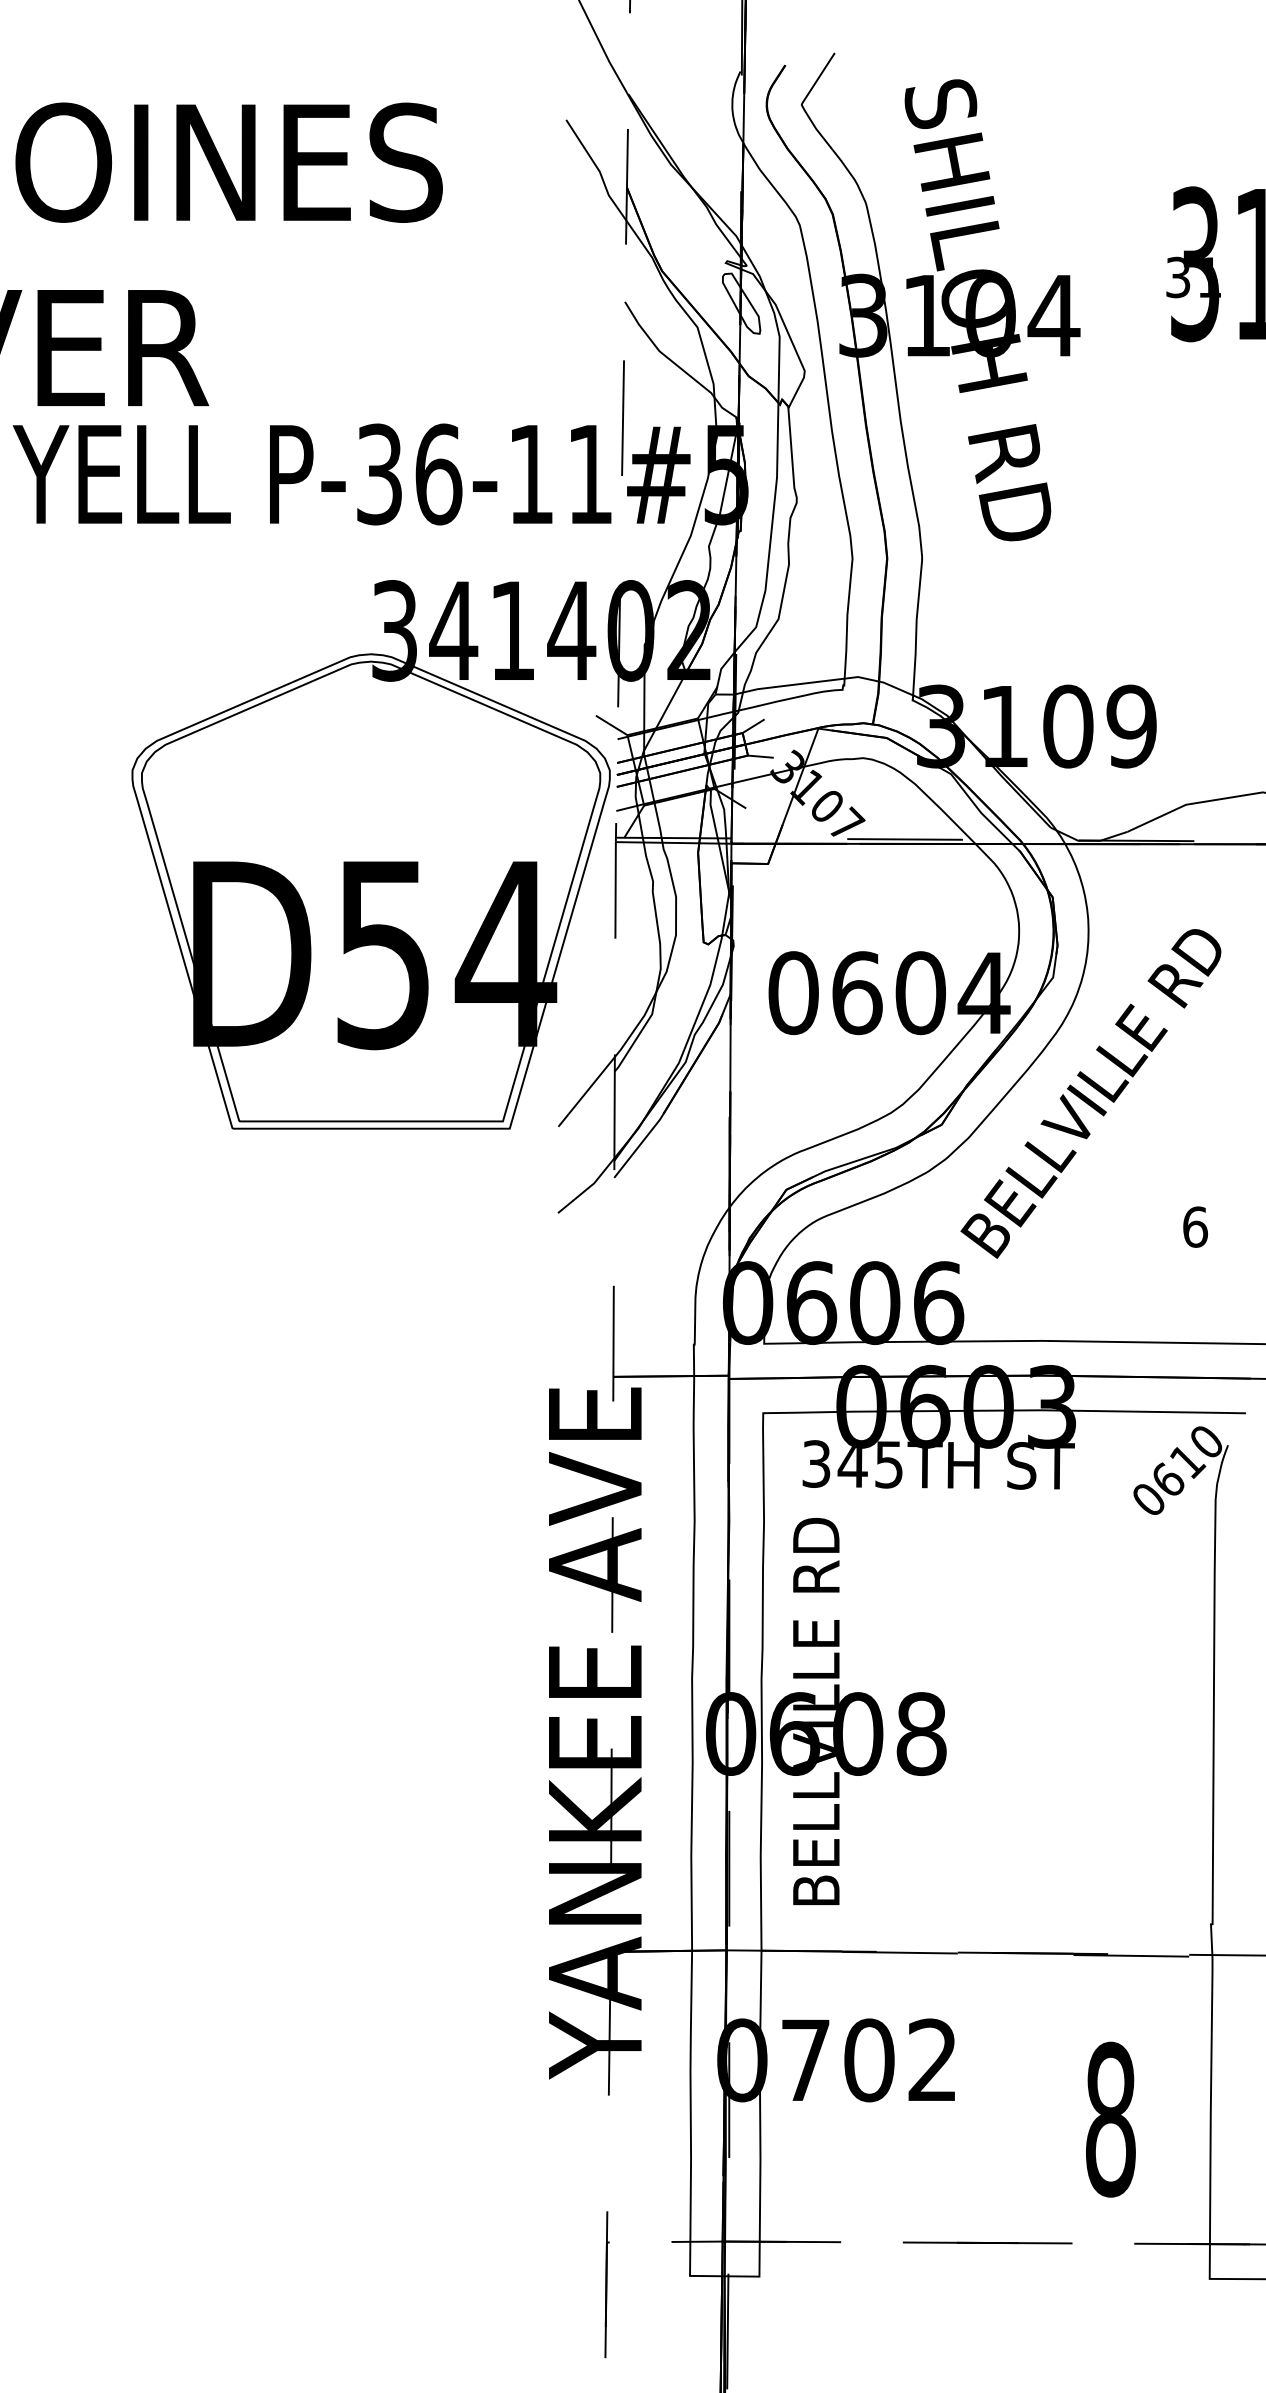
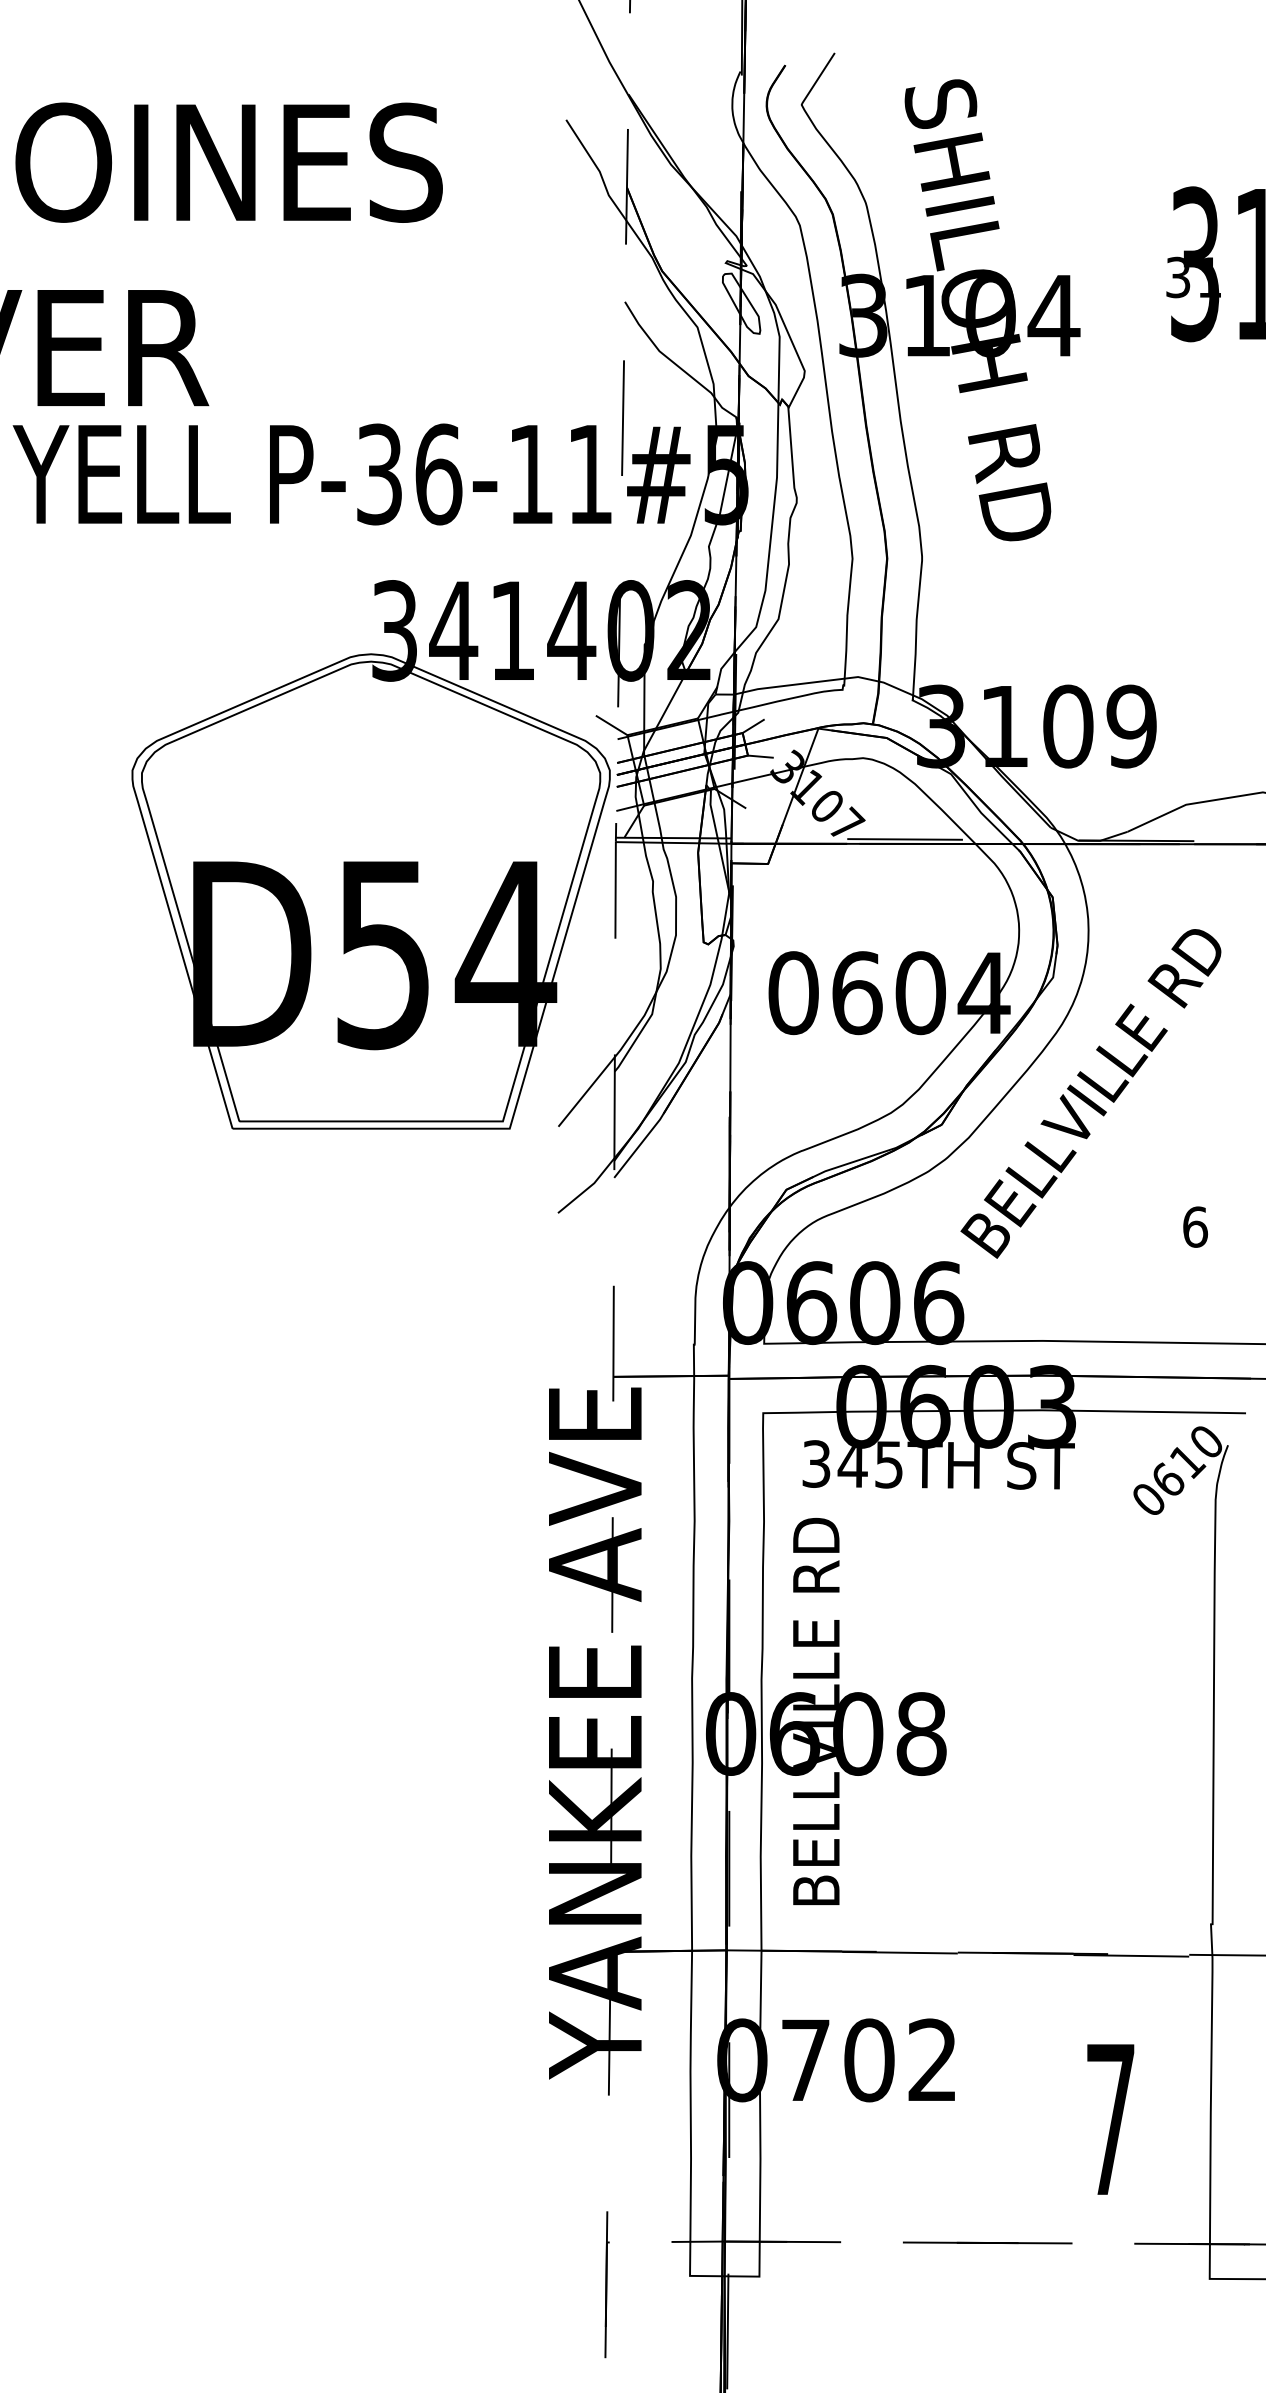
text: 8 -> 7 (1110, 2119)
